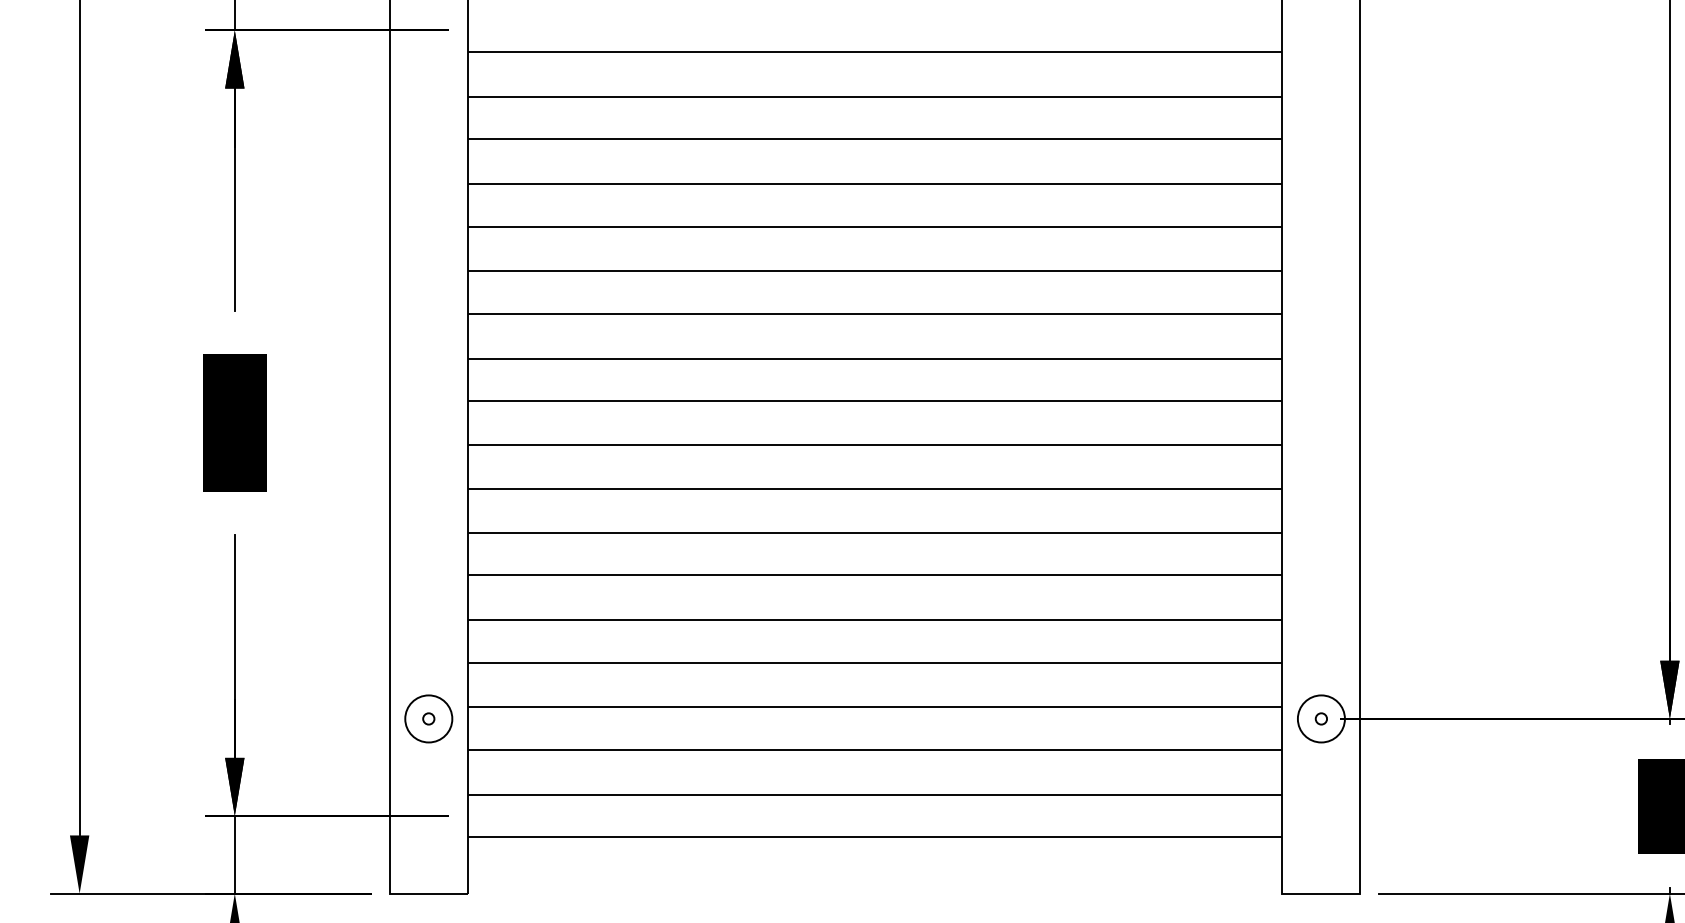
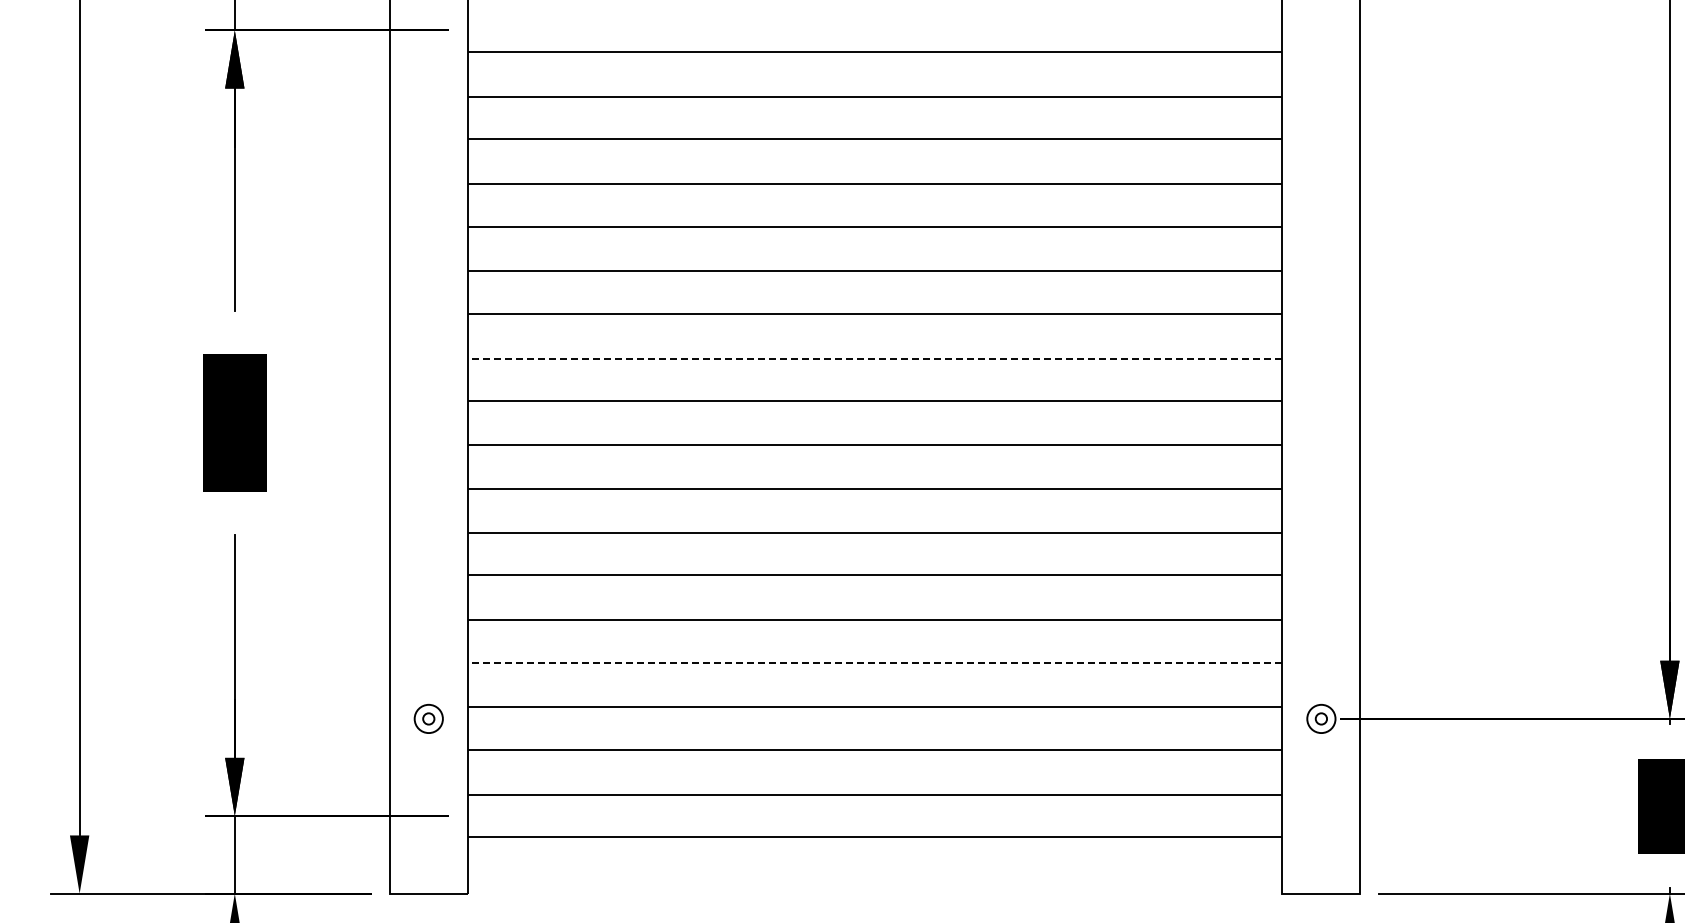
line: solid -> dashed (874, 358)
line: solid -> dashed (874, 662)
circle diameter: 47 px -> 28 px (428, 718)
circle diameter: 47 px -> 28 px (1321, 718)
